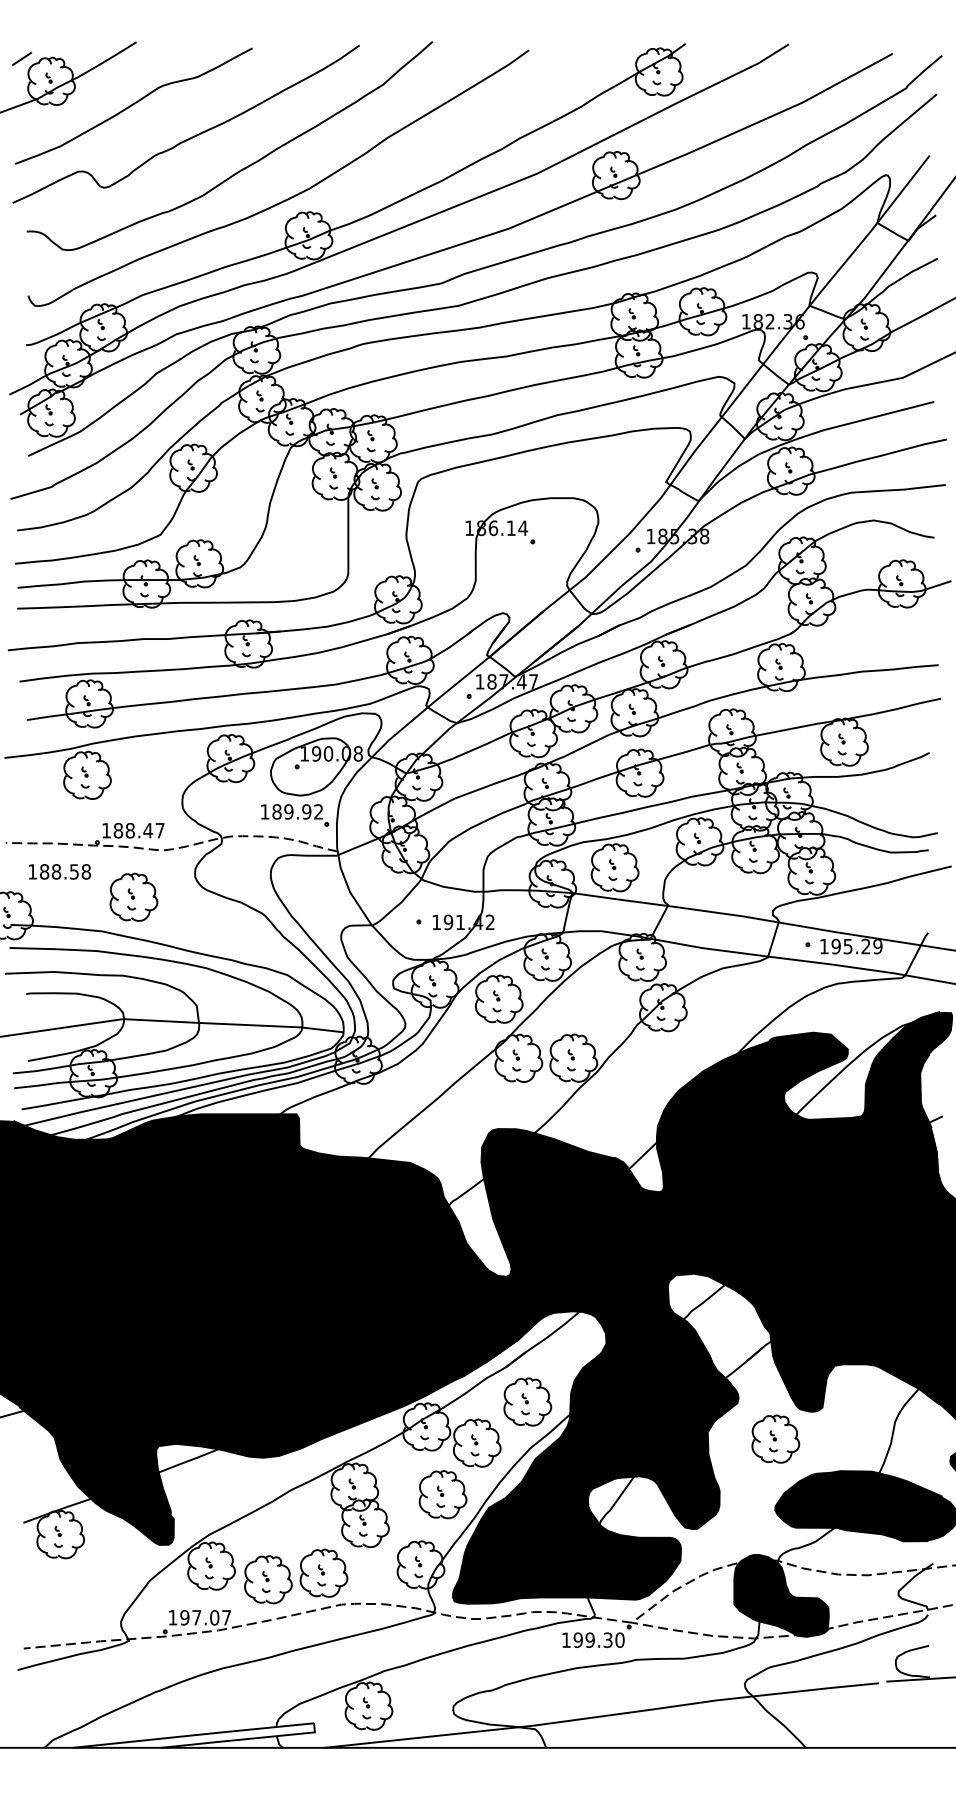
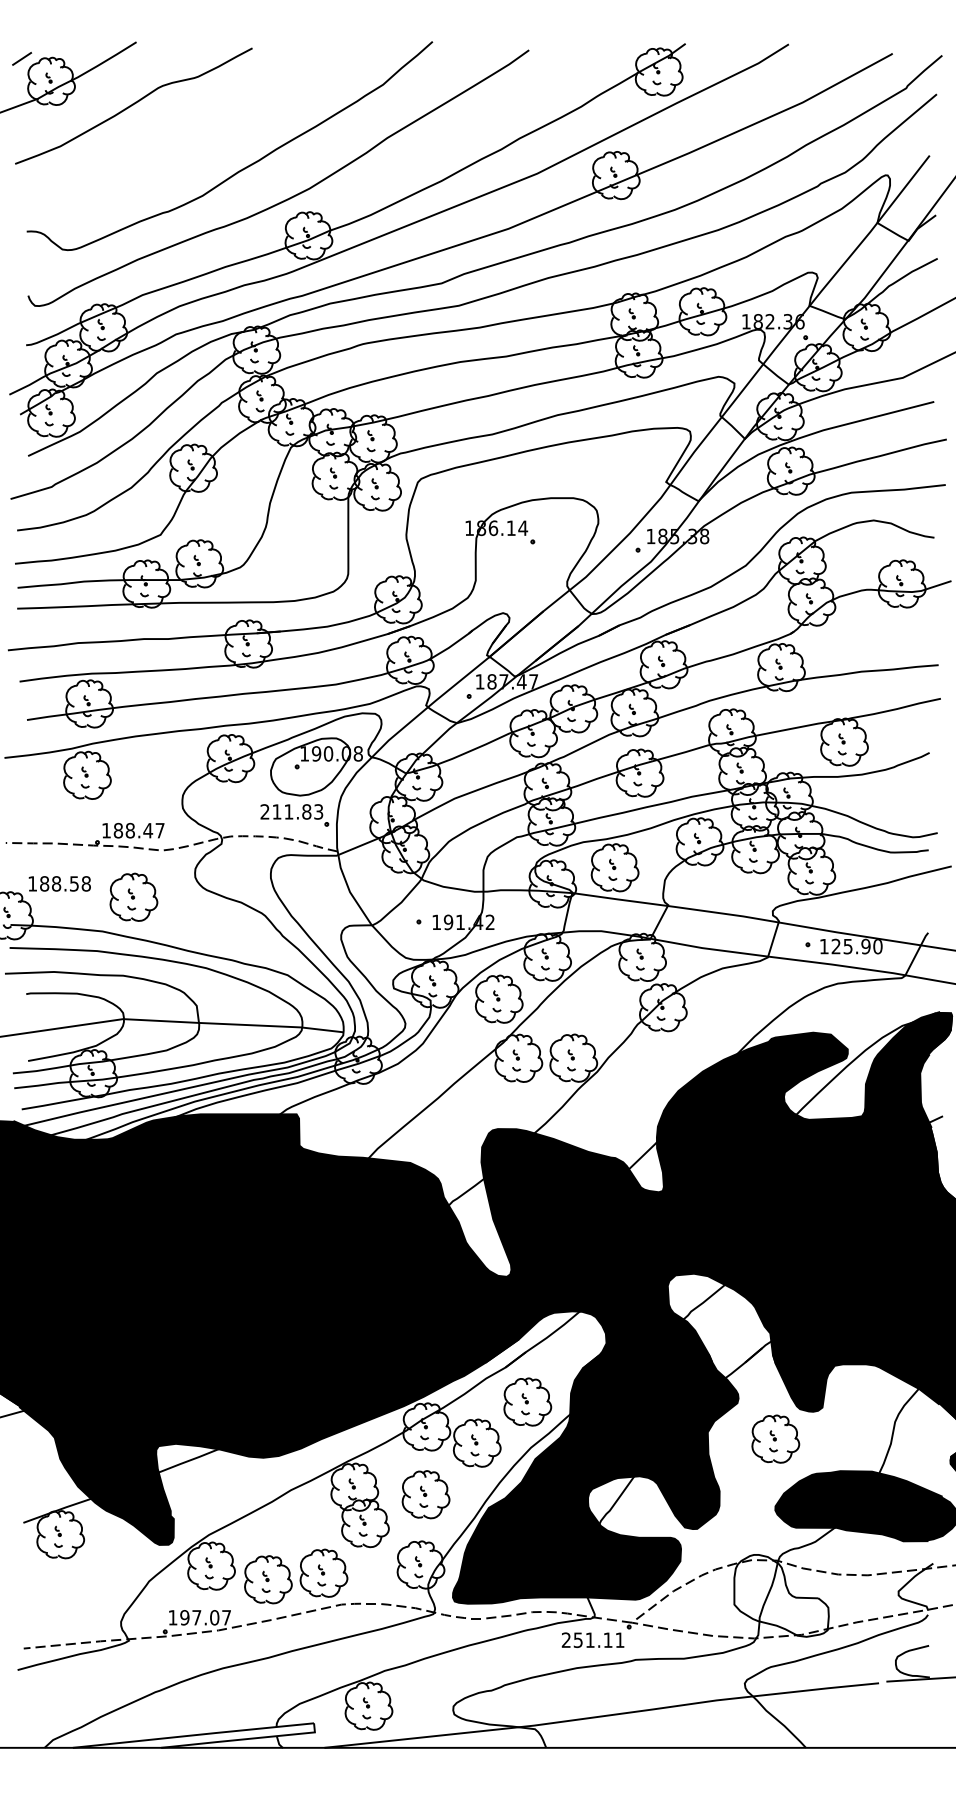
curve: present -> none (189, 137)
text: 189.92 -> 211.83 (291, 811)
text position: (59, 871) -> (59, 883) (59, 883)
text: 195.29 -> 125.90 (856, 946)
part position: (442, 1494) -> (425, 1494) (425, 1494)
fill: present -> none (781, 1595)
text: 199.30 -> 251.11 (592, 1640)
